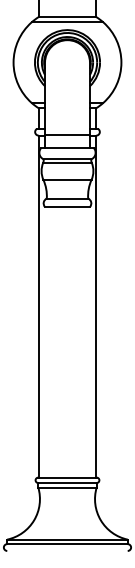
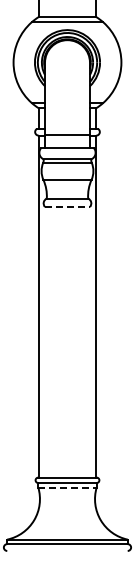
line: solid -> dashed (67, 207)
line: solid -> dashed (67, 487)
